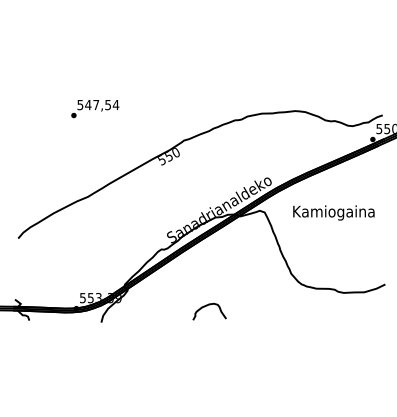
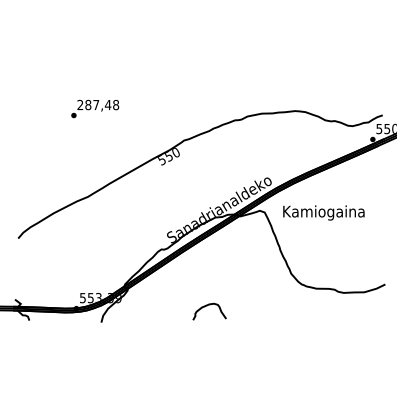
text: 547,54 -> 287,48 (97, 104)
text position: (333, 212) -> (323, 212) (323, 212)
